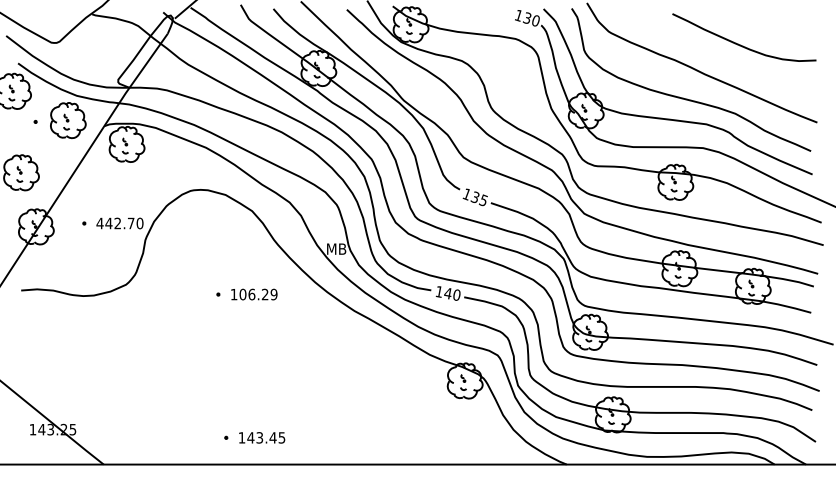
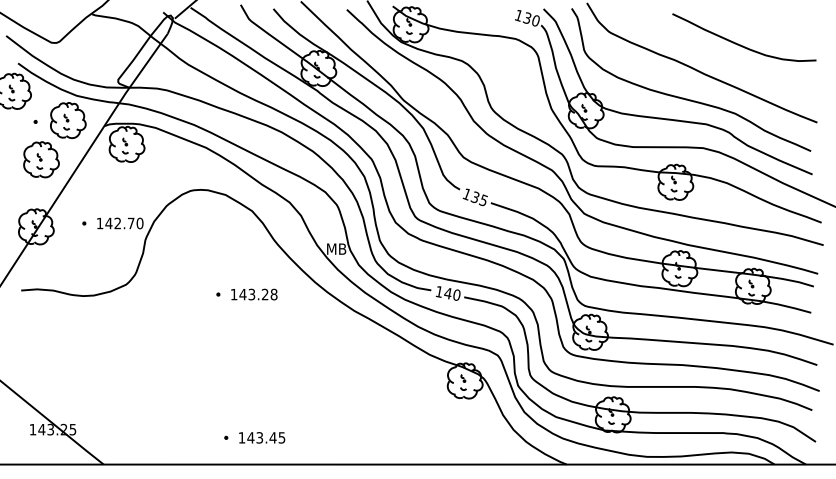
part position: (21, 172) -> (41, 159) (41, 159)
text: 442.70 -> 142.70 (99, 223)
text: 106.29 -> 143.28 (258, 294)
